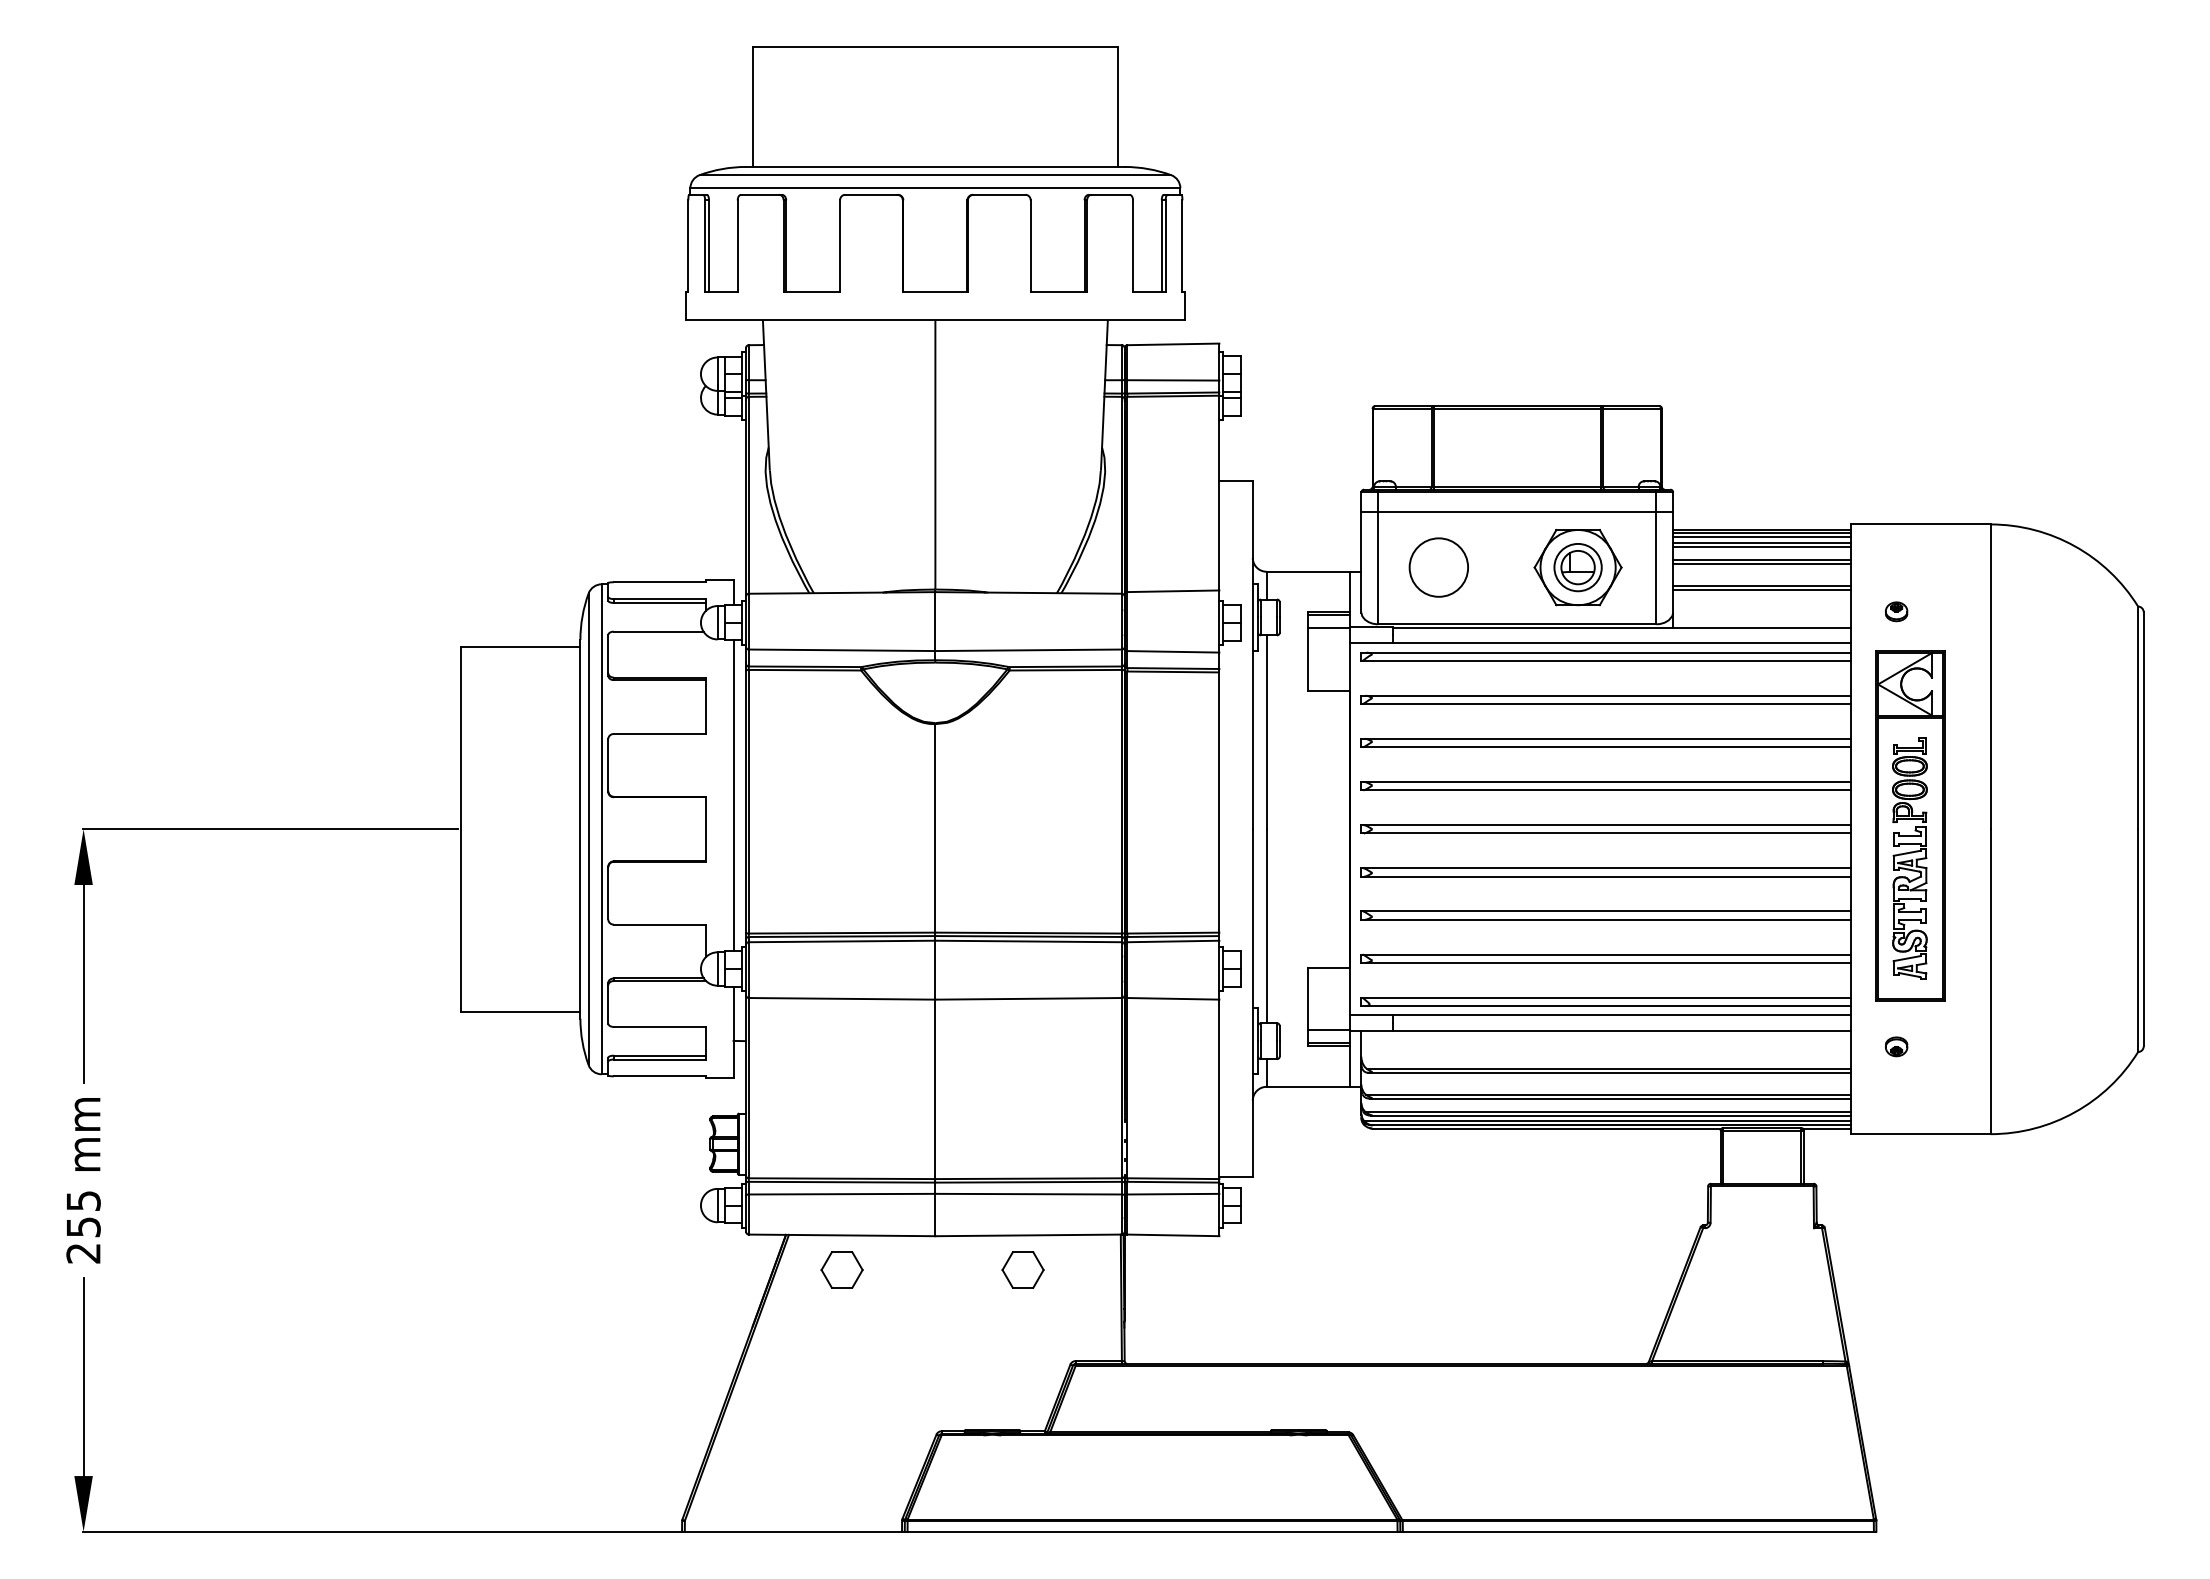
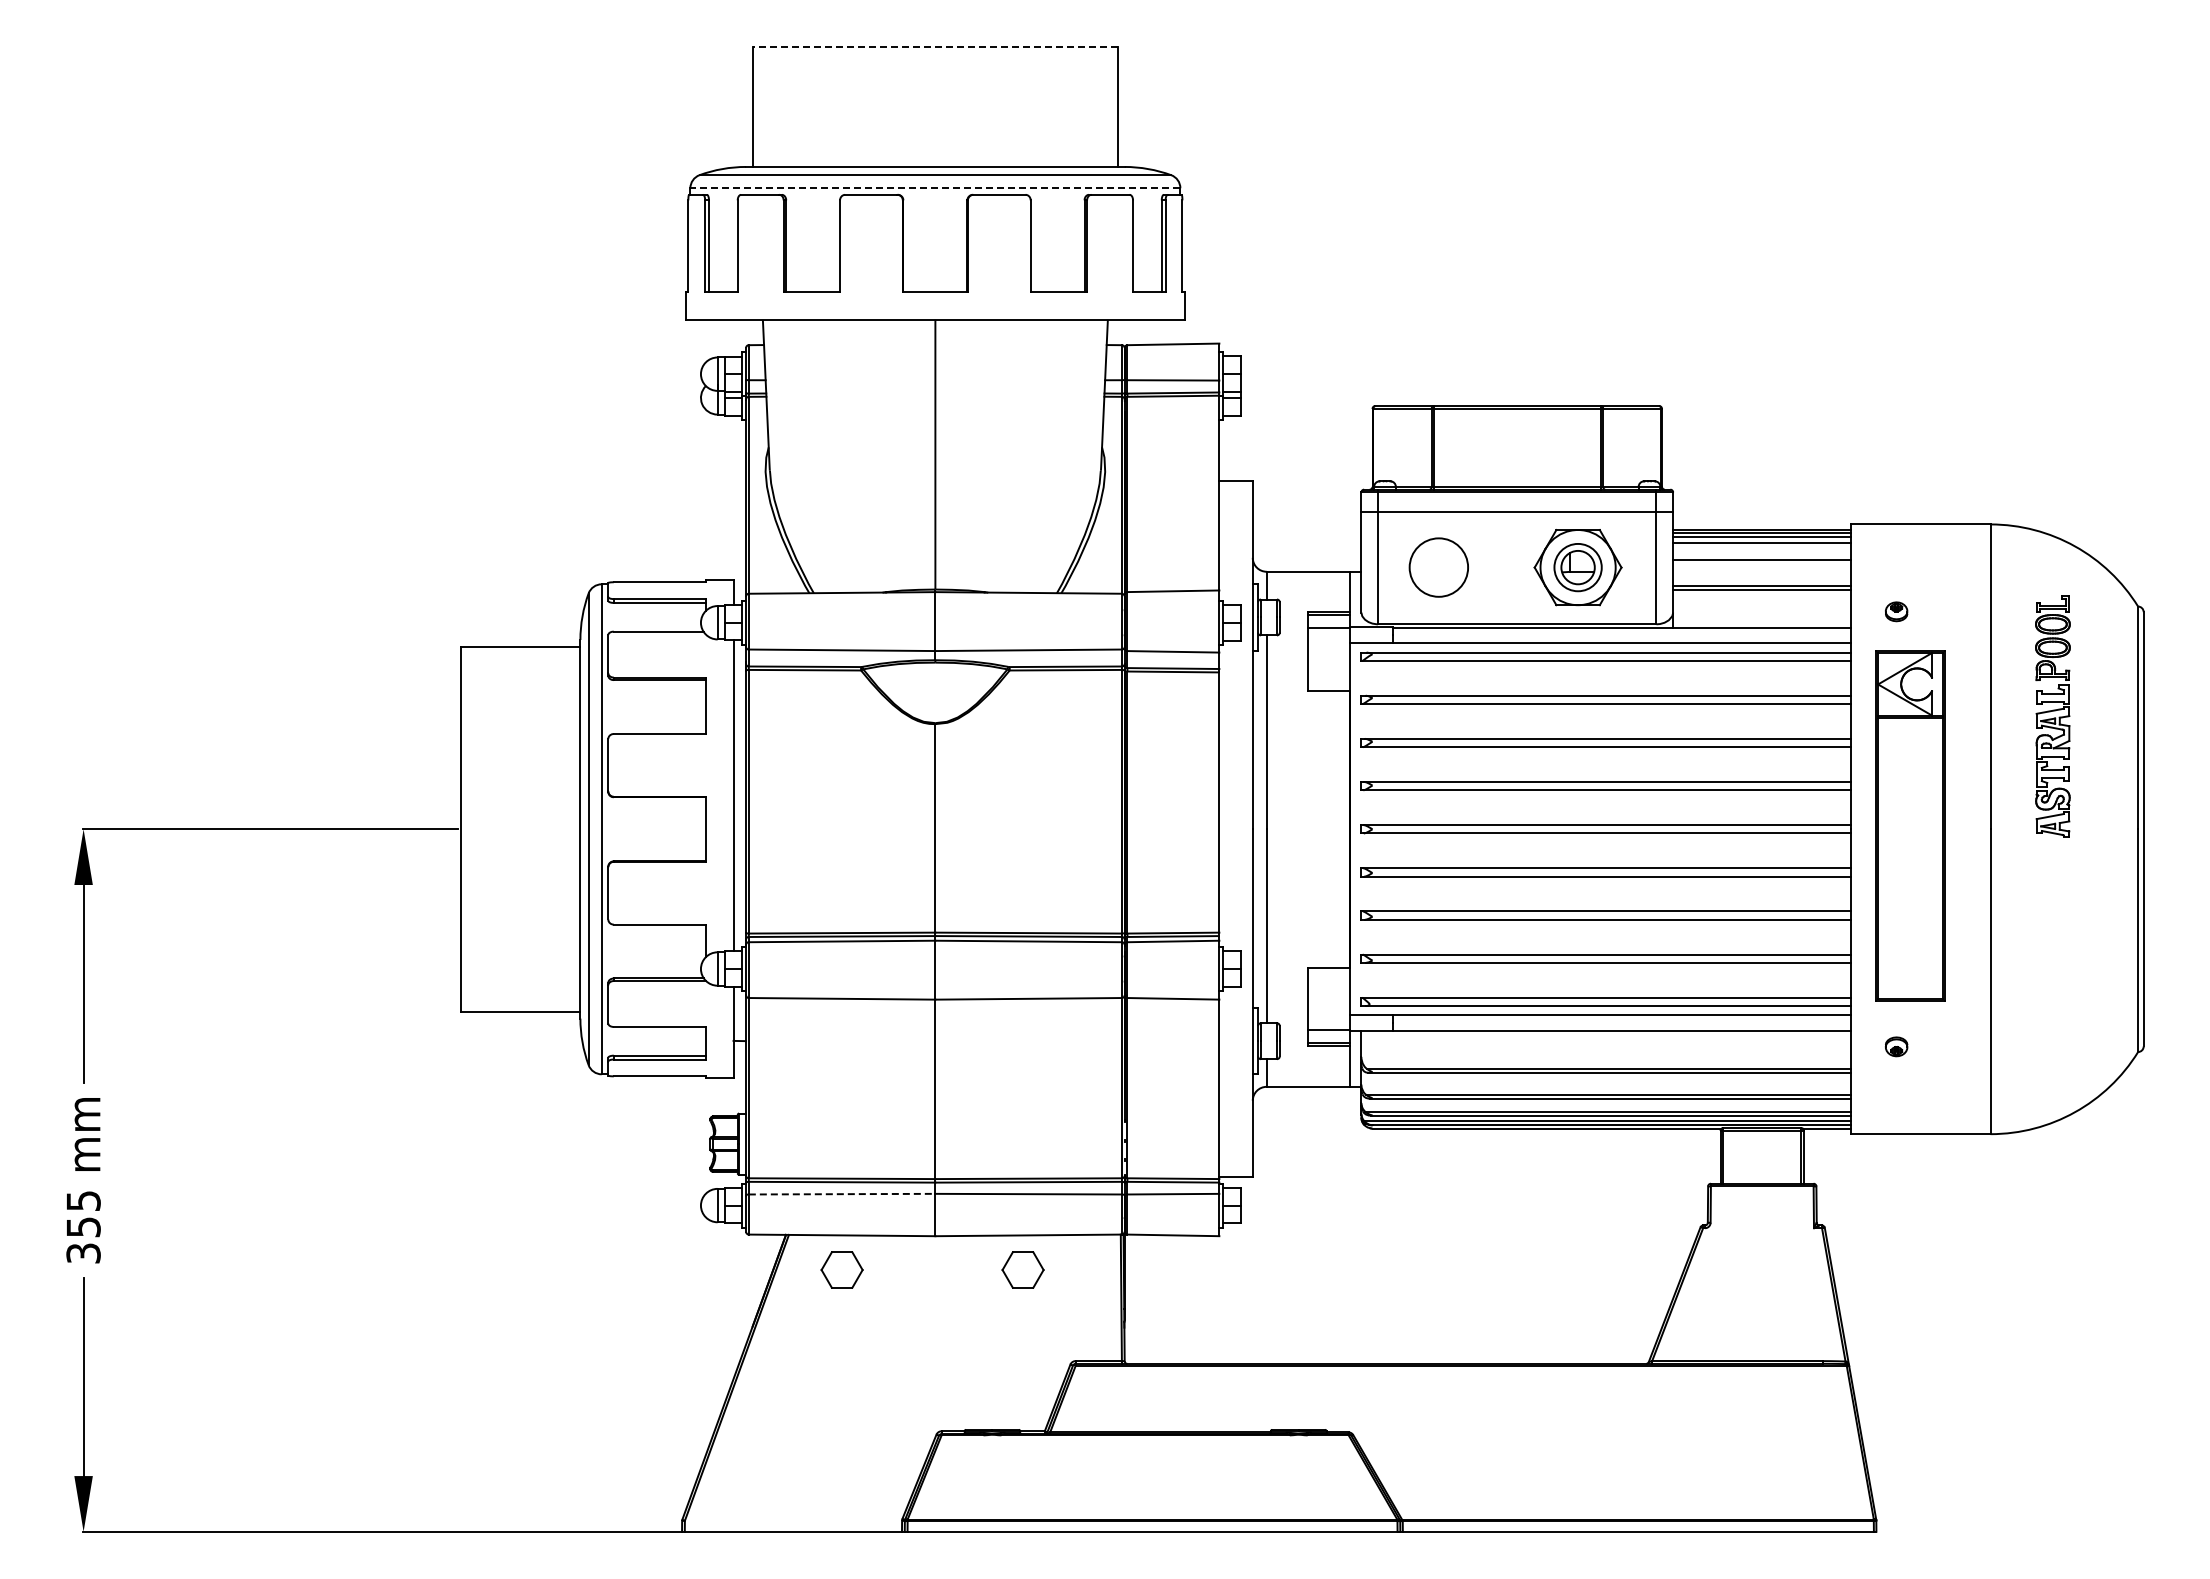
line: solid -> dashed (934, 47)
line: solid -> dashed (934, 188)
line: present -> none (1762, 547)
line: present -> none (1762, 564)
part position: (1909, 858) -> (2052, 716) (2052, 716)
line: solid -> dashed (842, 1194)
text: 255 -> 355 (83, 1253)
